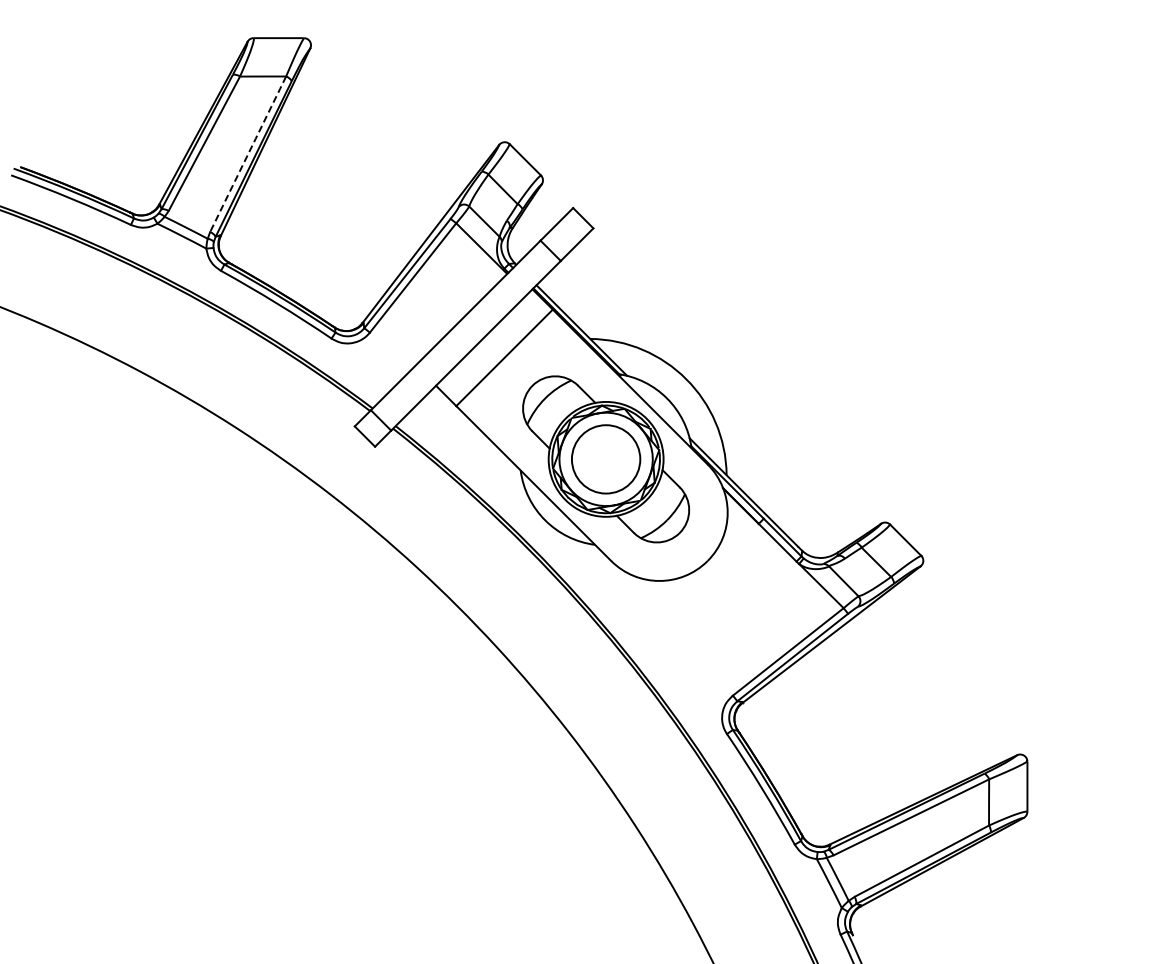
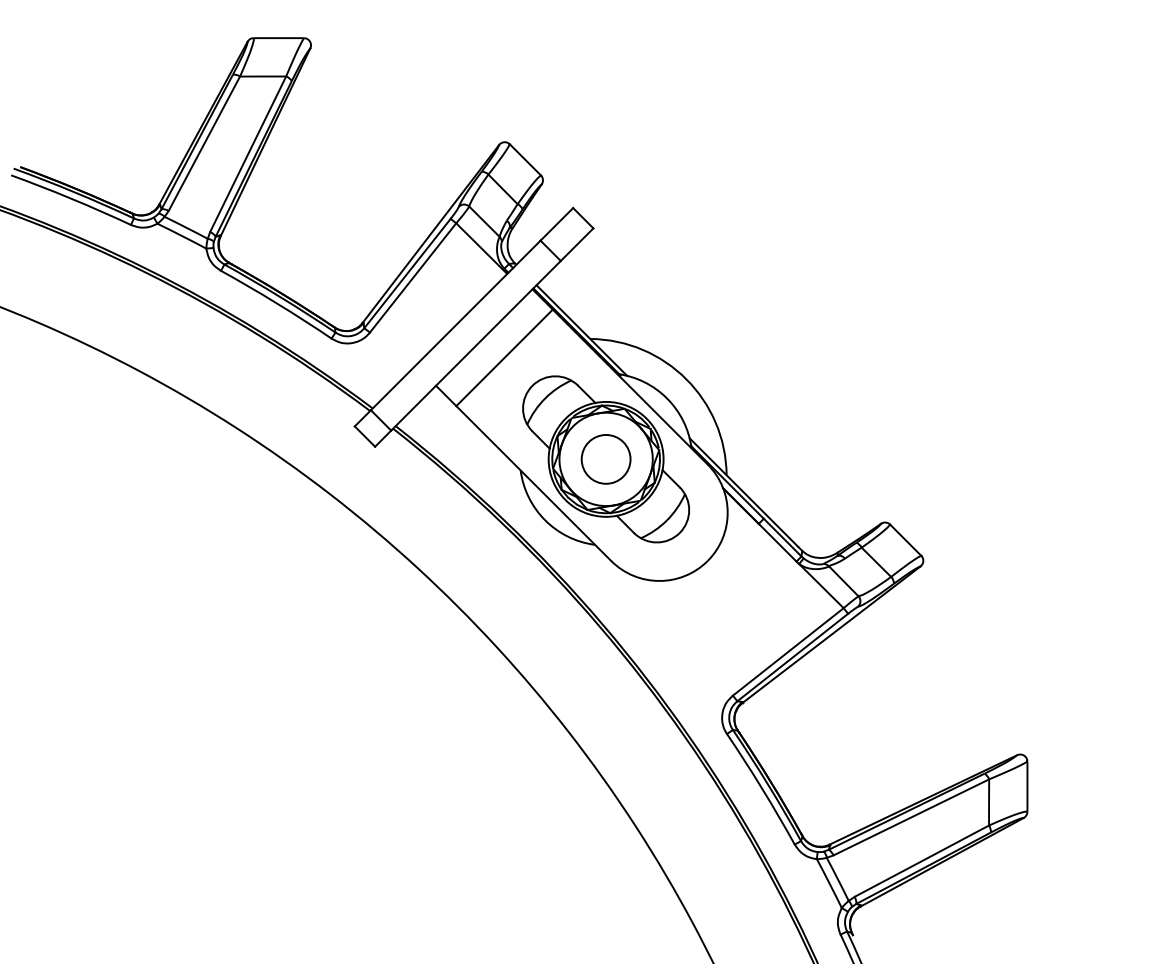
line: dashed -> solid (248, 153)
circle diameter: 68 px -> 49 px (605, 458)
